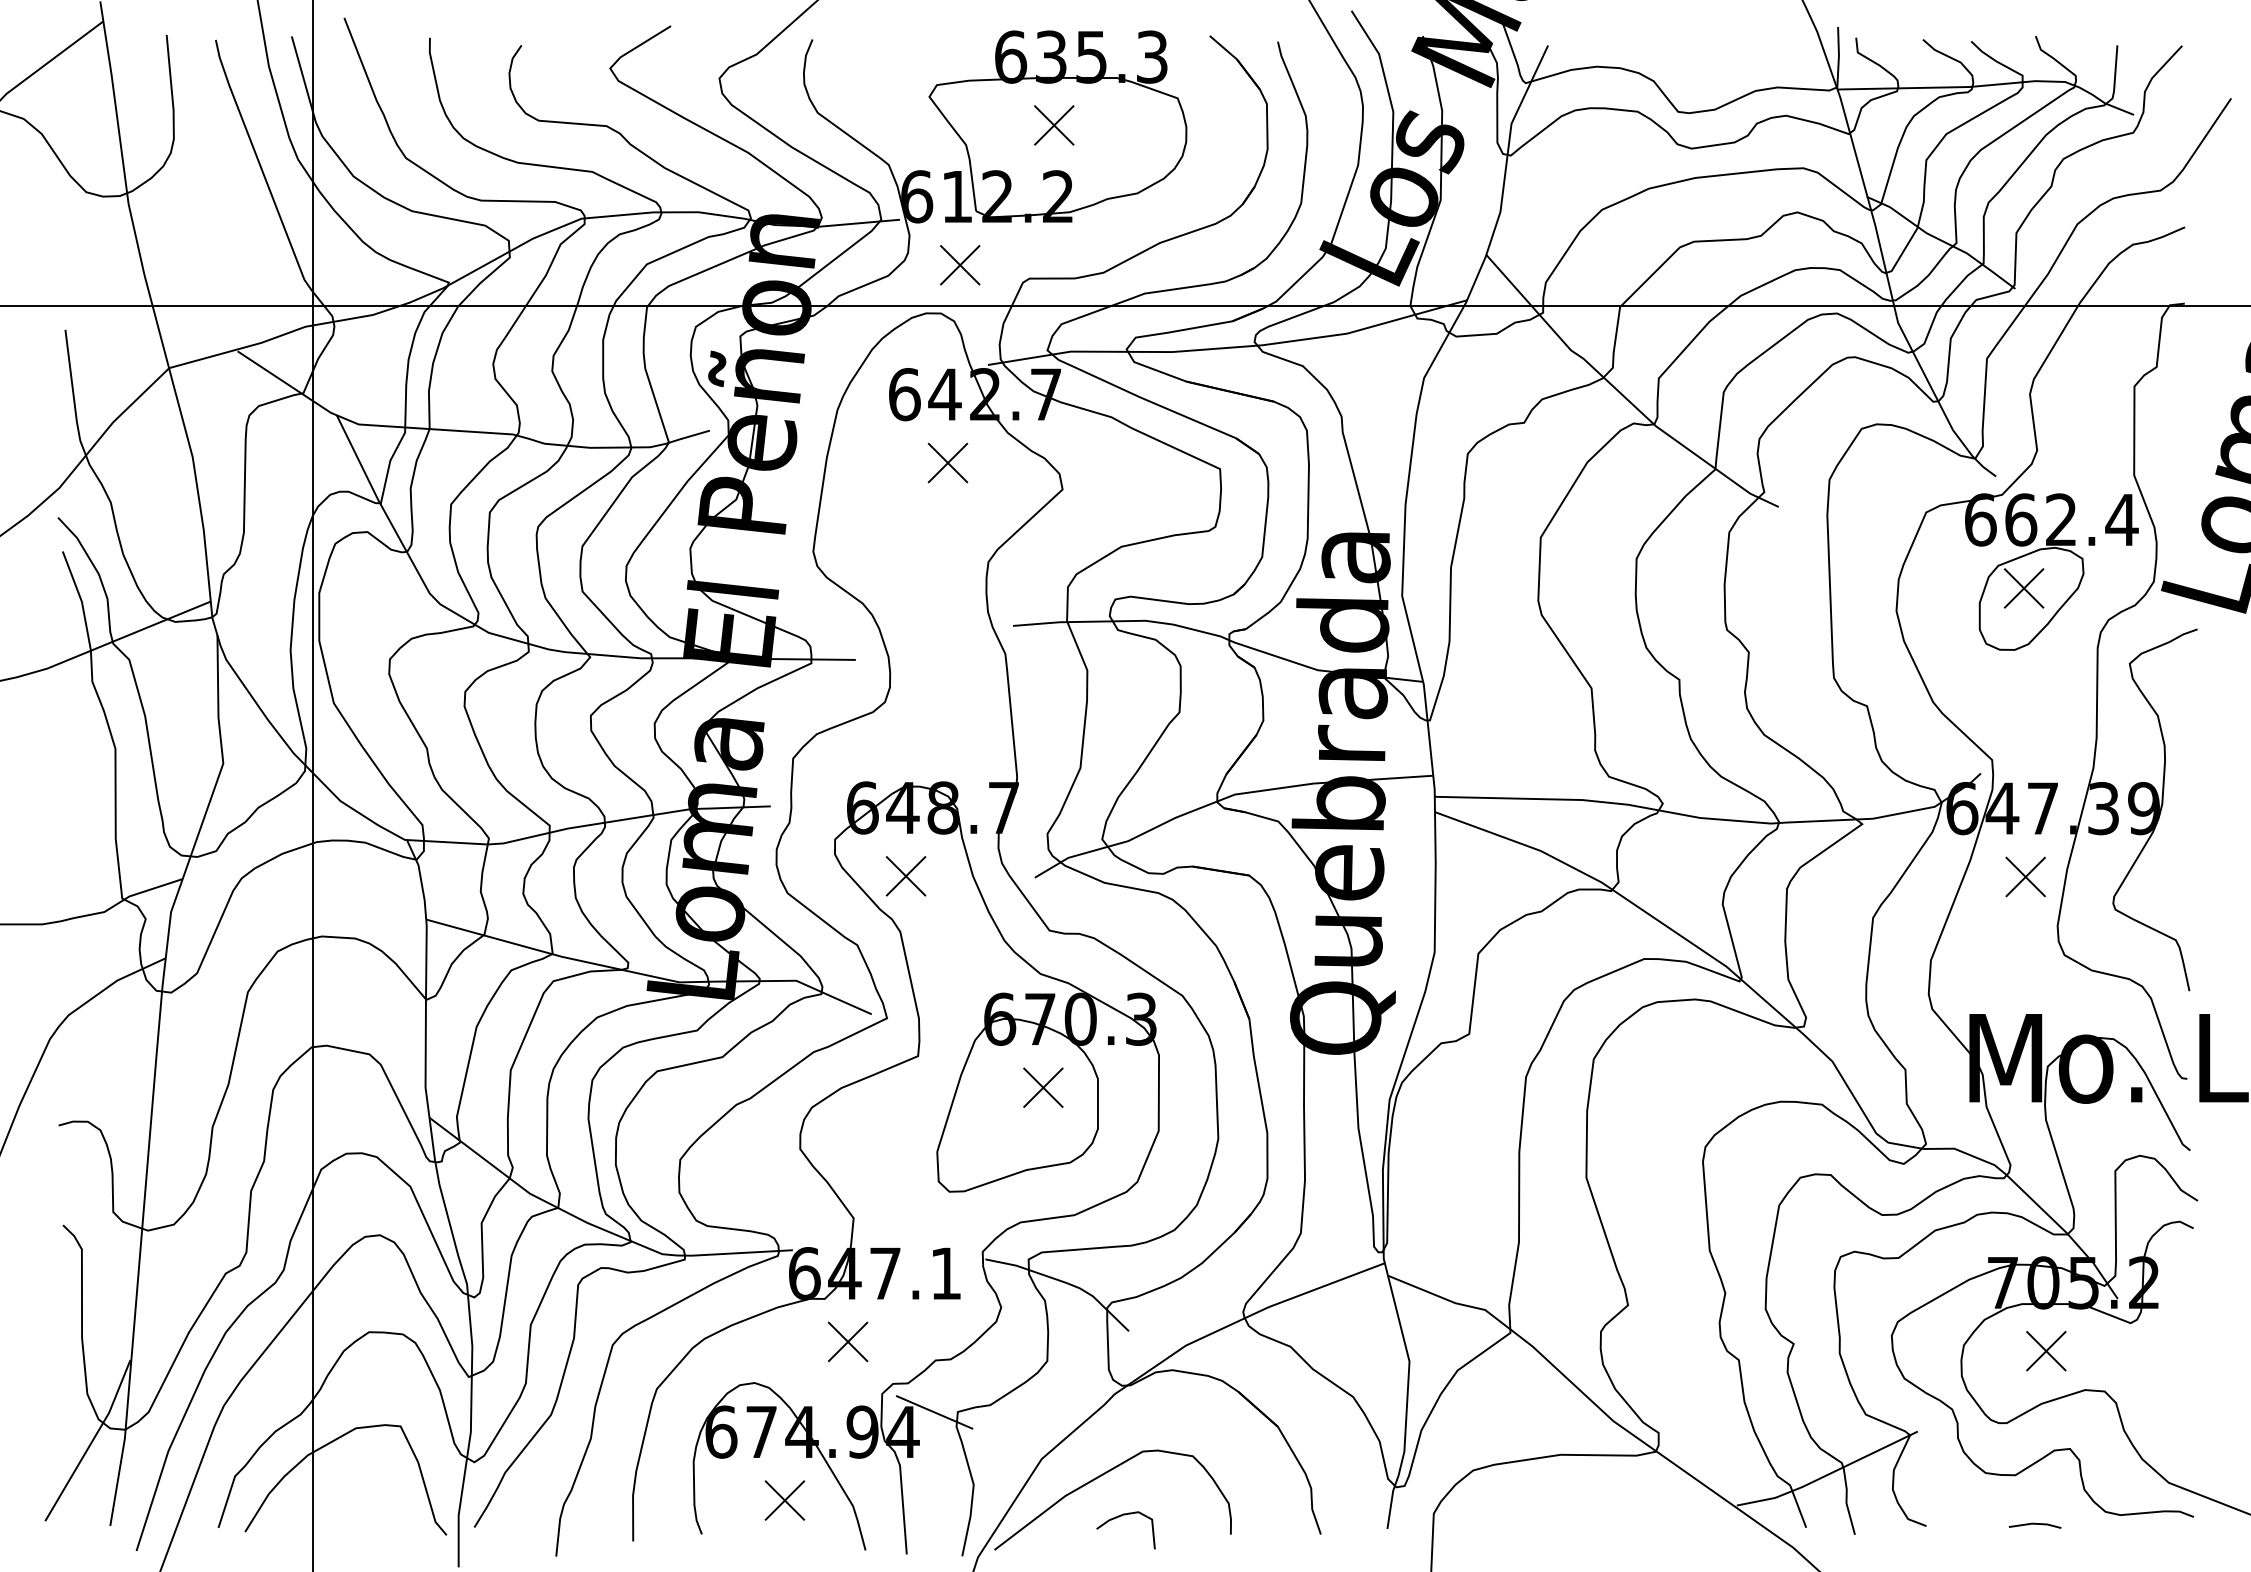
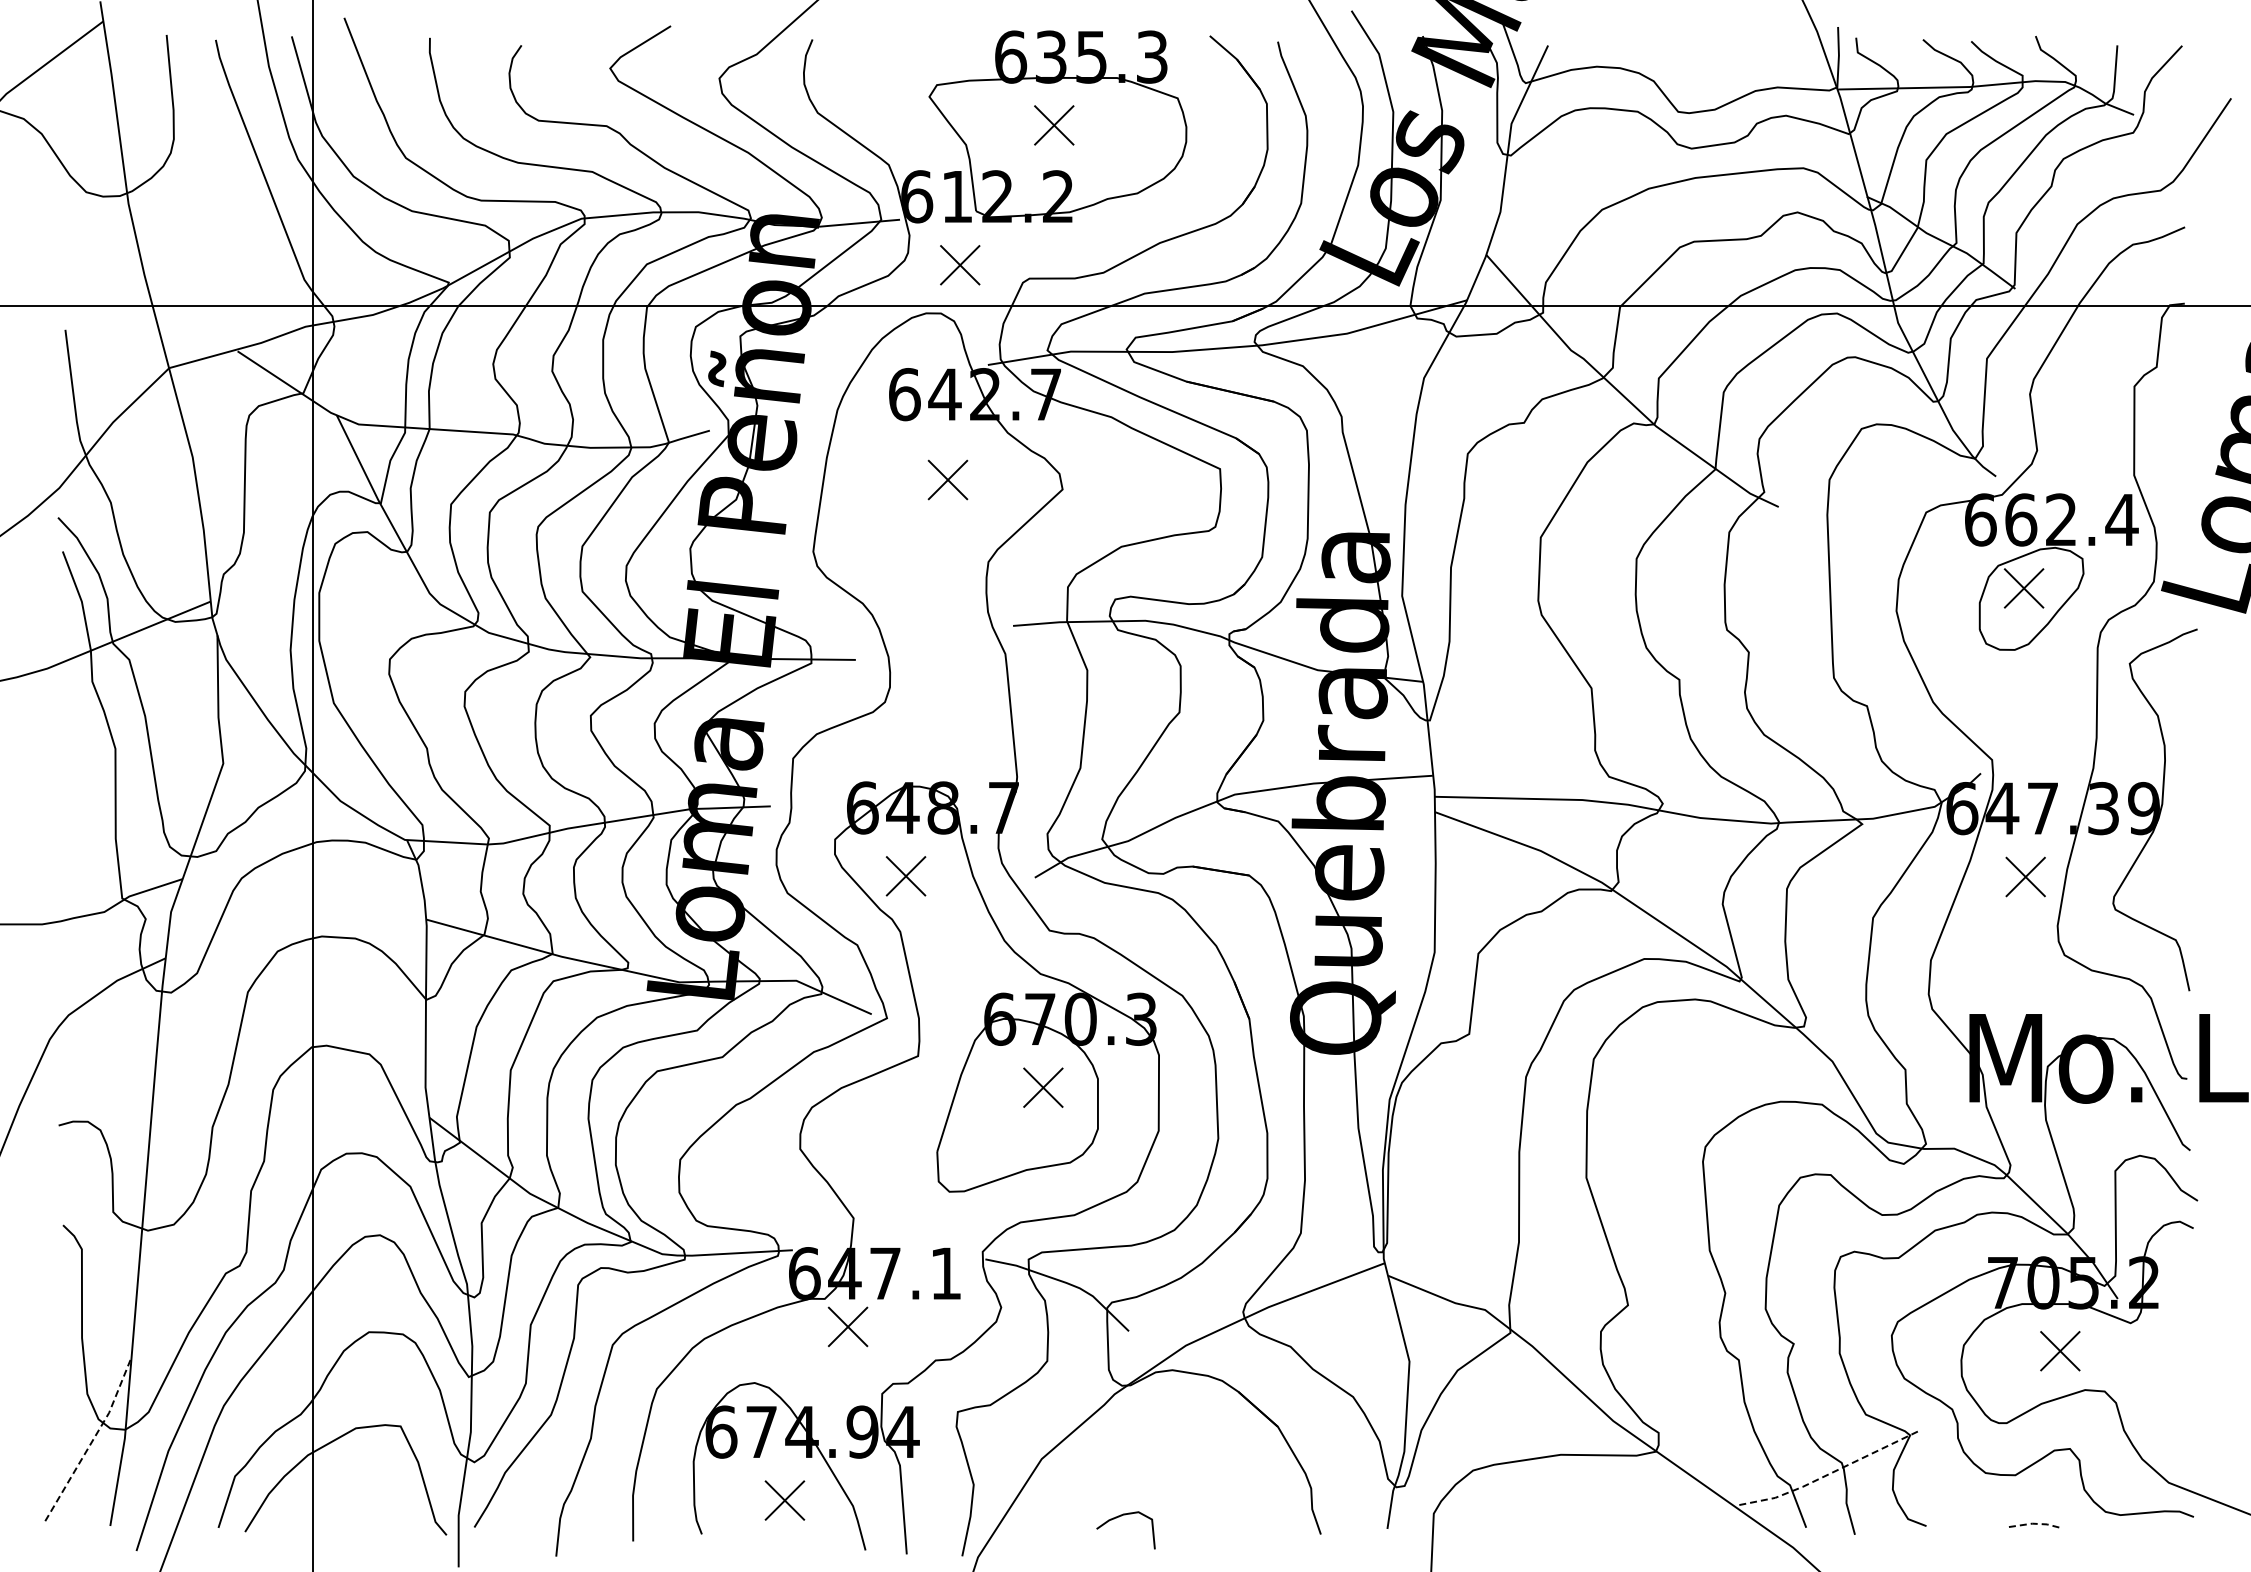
part position: (947, 462) -> (947, 479) (947, 479)
part position: (847, 1341) -> (847, 1326) (847, 1326)
part position: (2046, 1351) -> (2060, 1351) (2060, 1351)
line: present -> none (934, 1412)
line: solid -> dashed (91, 1442)
line: solid -> dashed (1827, 1474)
curve: present -> none (1098, 1478)
line: solid -> dashed (2035, 1523)
